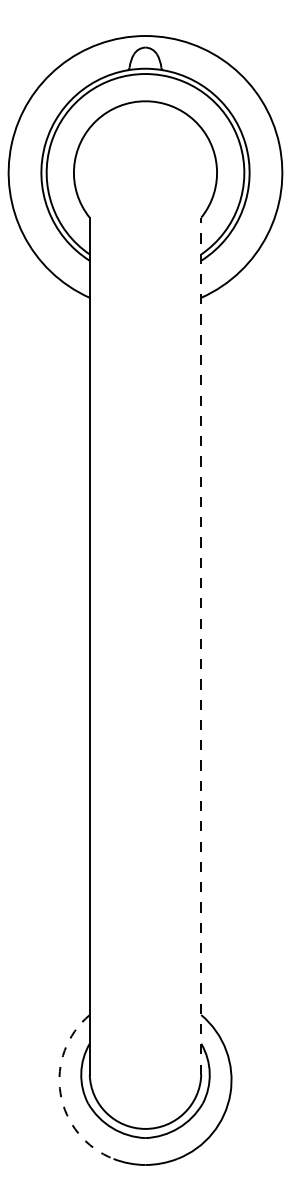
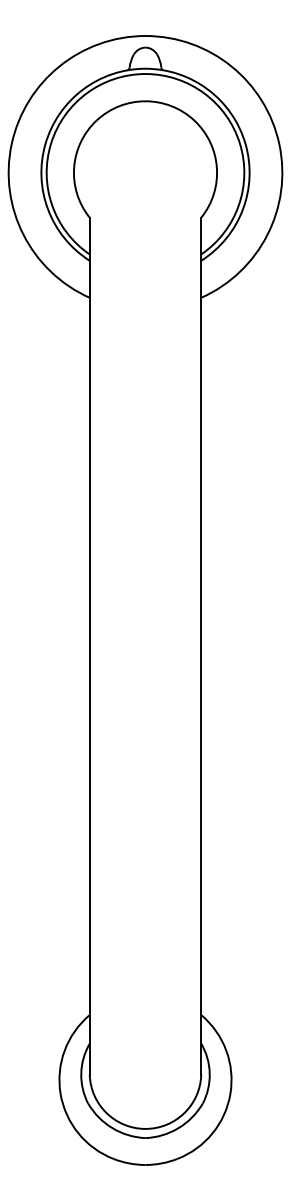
line: dashed -> solid (201, 645)
arc: dashed -> solid (60, 1093)
